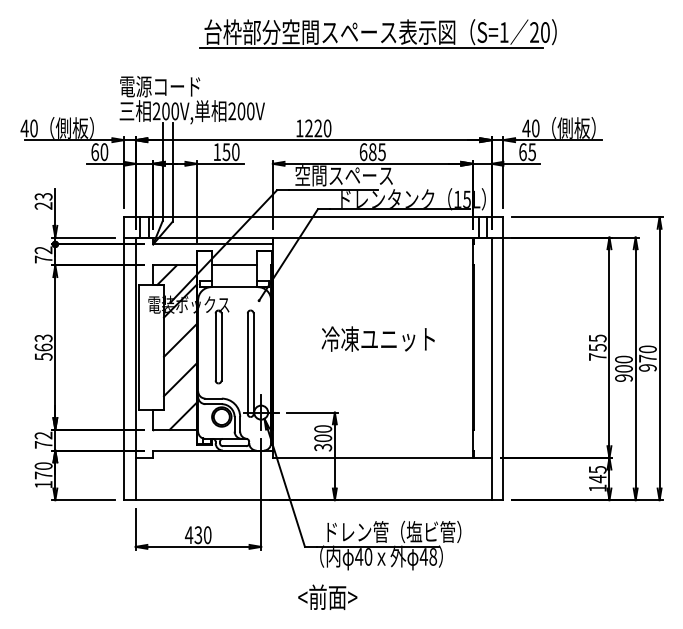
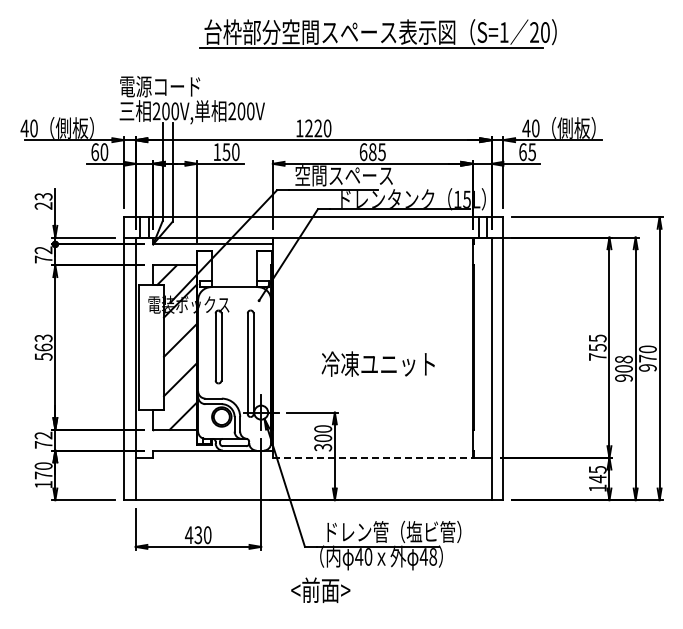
line: present -> none (234, 265)
text position: (377, 338) -> (377, 363) (377, 363)
text: 900 -> 908 (623, 359)
line: solid -> dashed (372, 457)
text position: (327, 596) -> (320, 589) (320, 589)
